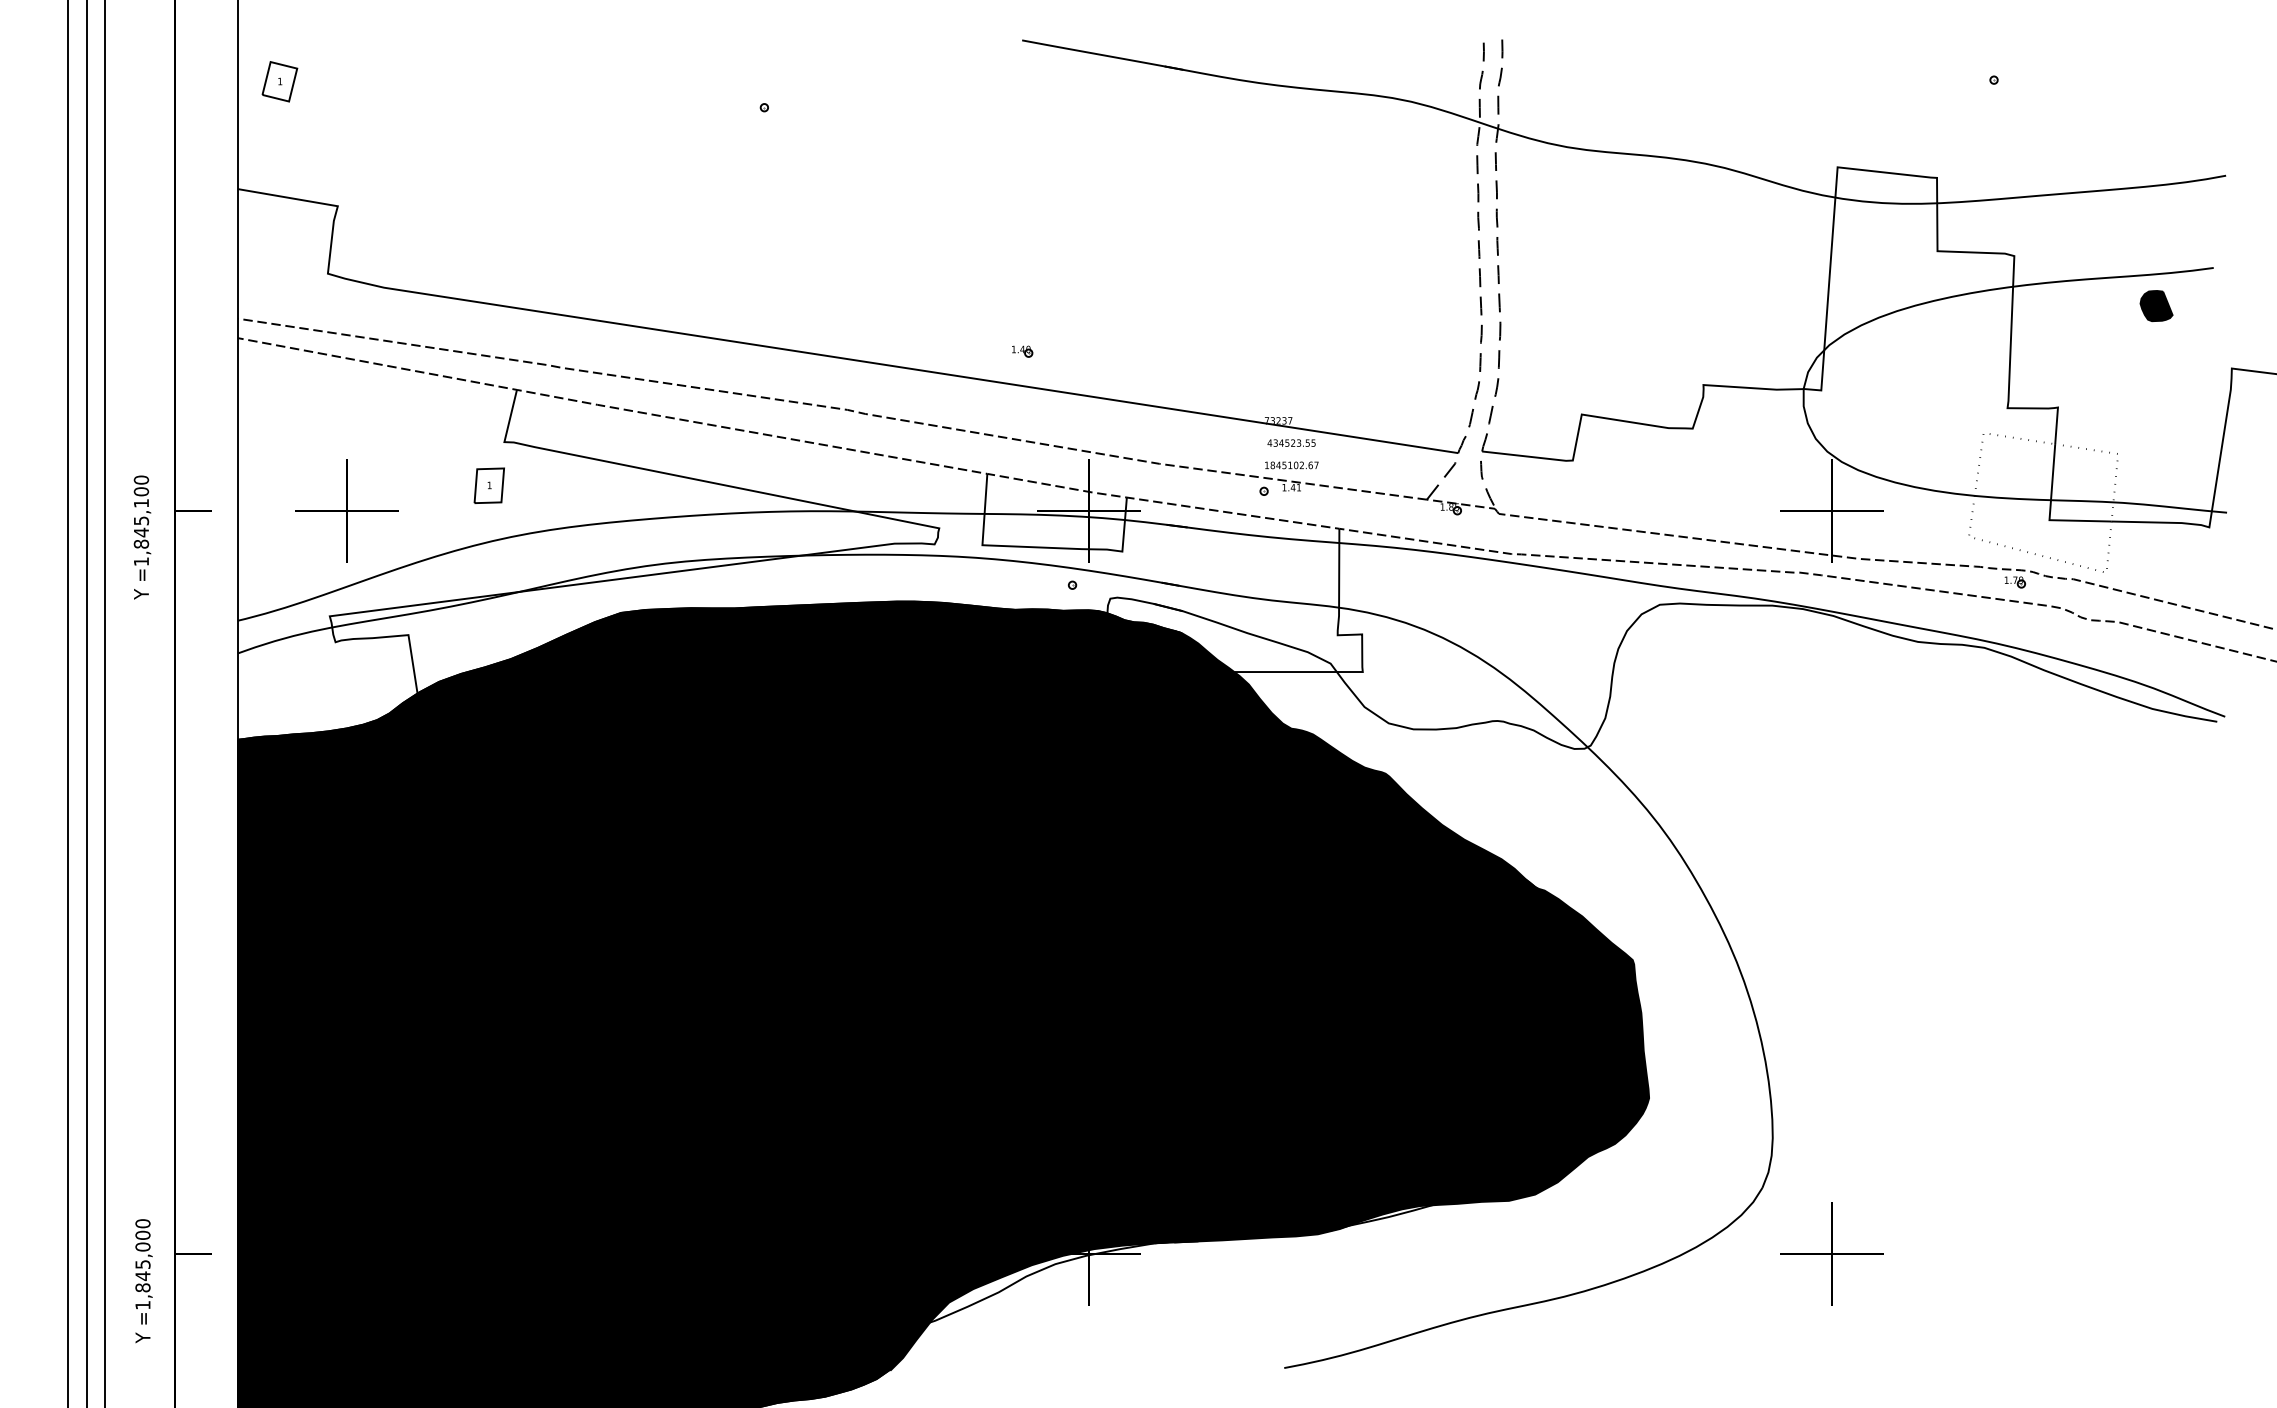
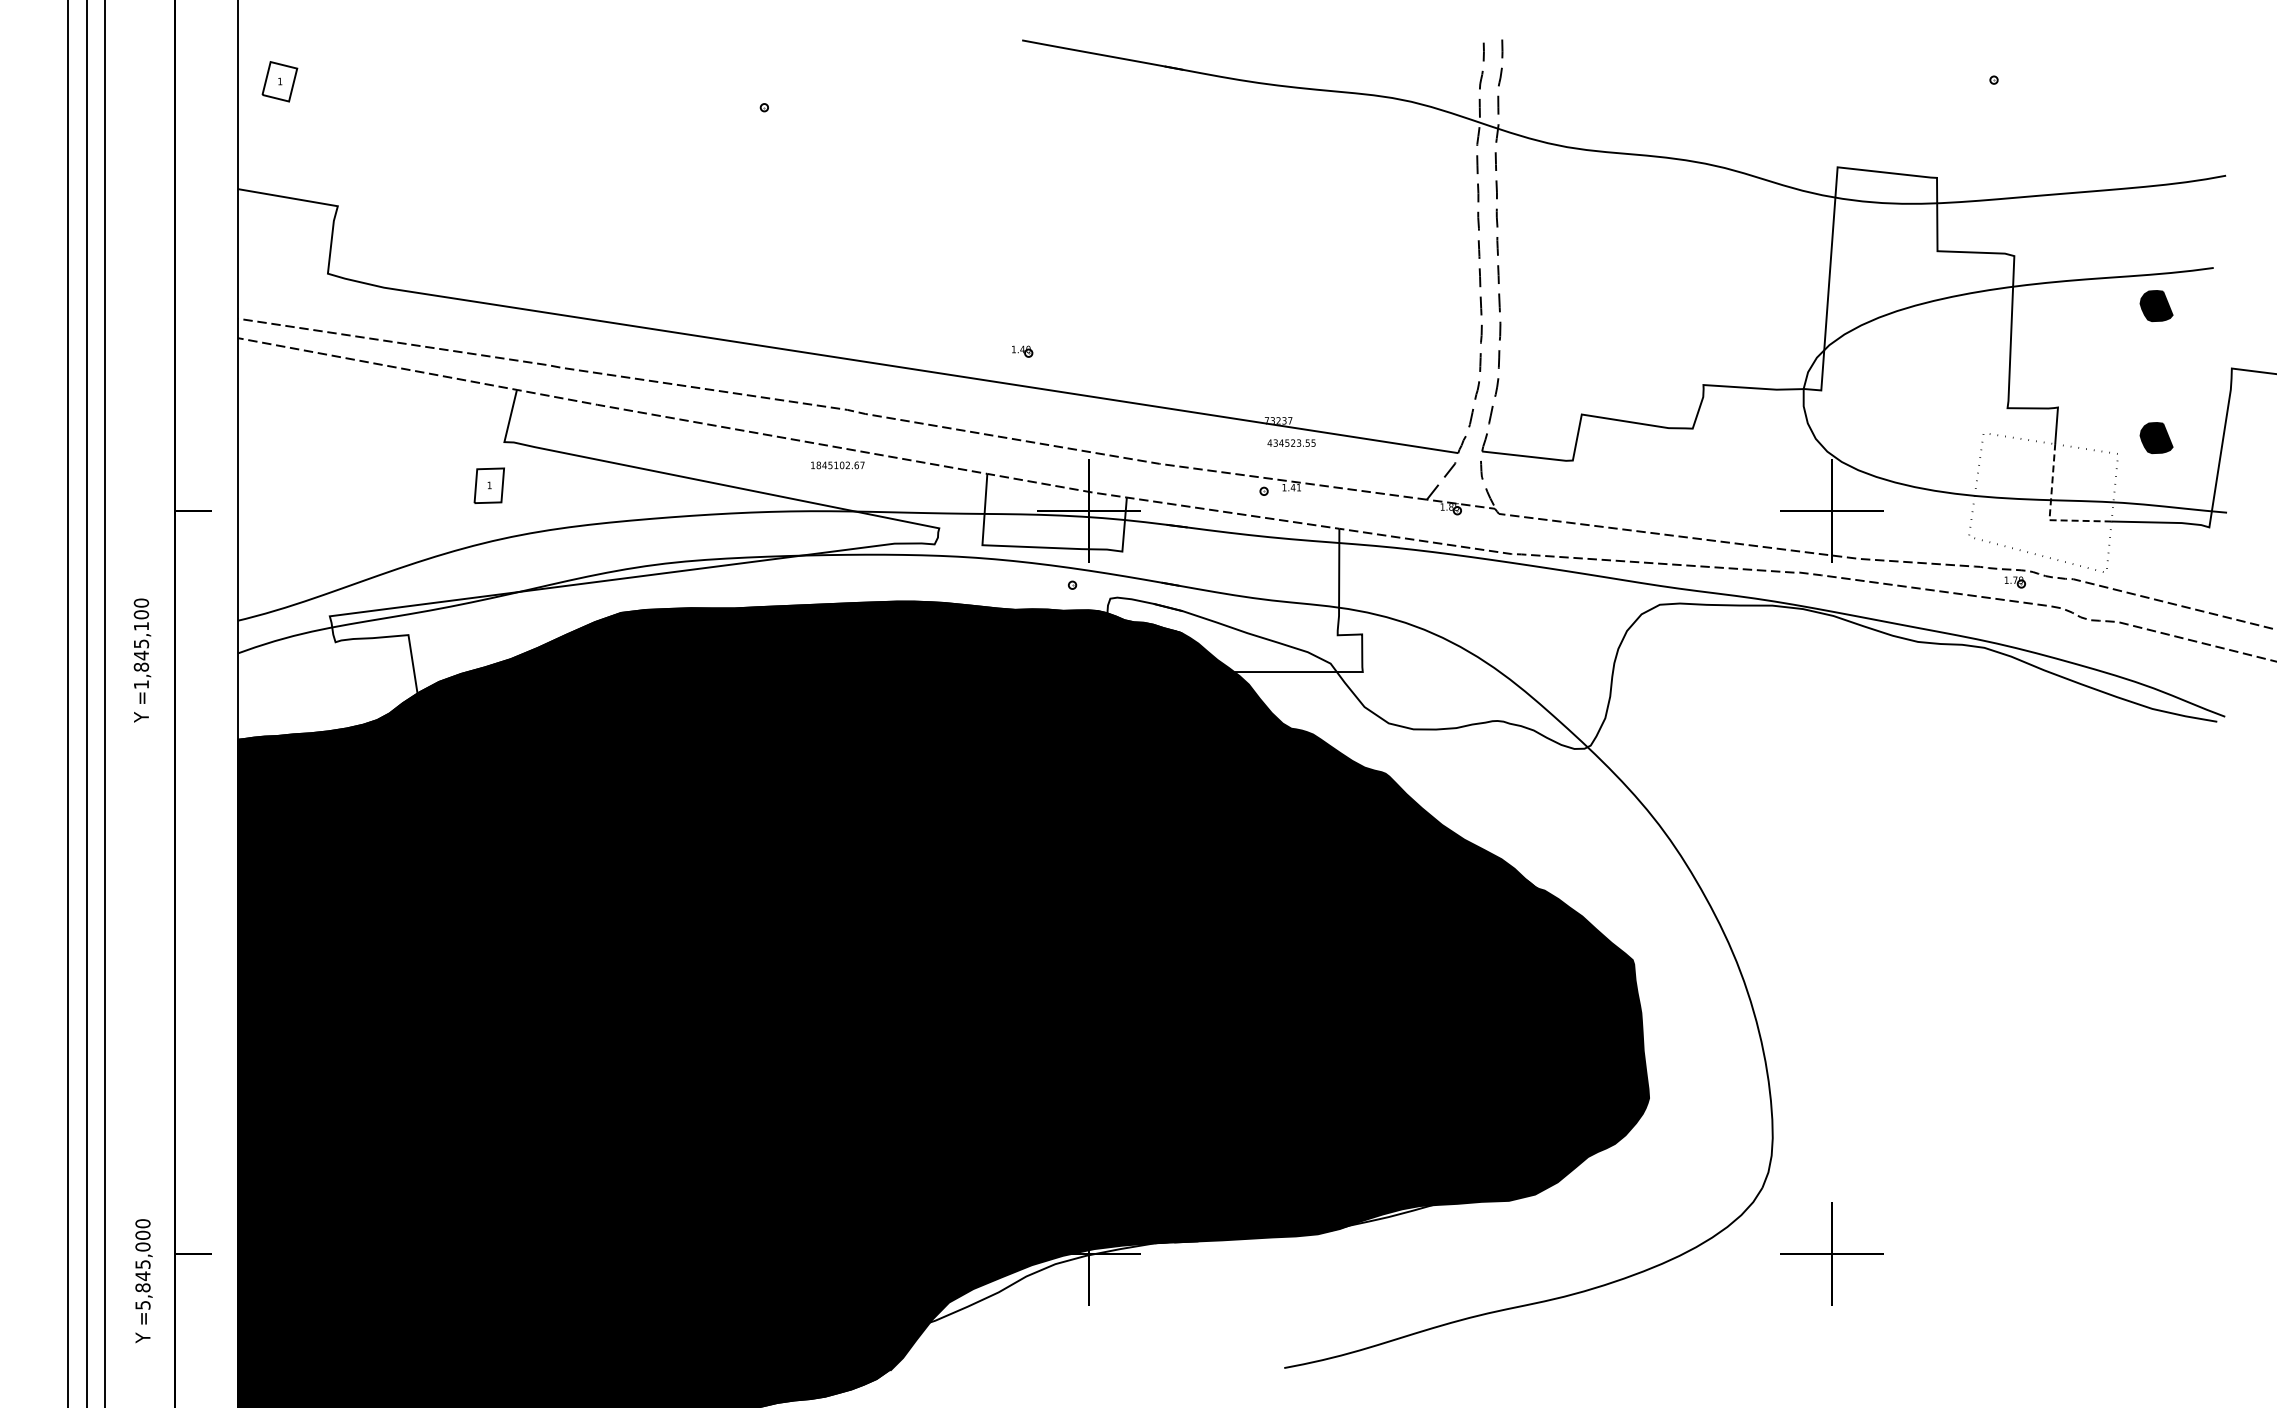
part: none -> present (2156, 438)
text position: (1291, 465) -> (837, 465) (837, 465)
part: present -> none (346, 510)
line: solid -> dashed (2050, 513)
text position: (142, 537) -> (142, 660) (142, 660)
text: =1,845,000 -> =5,845,000 (142, 1305)
